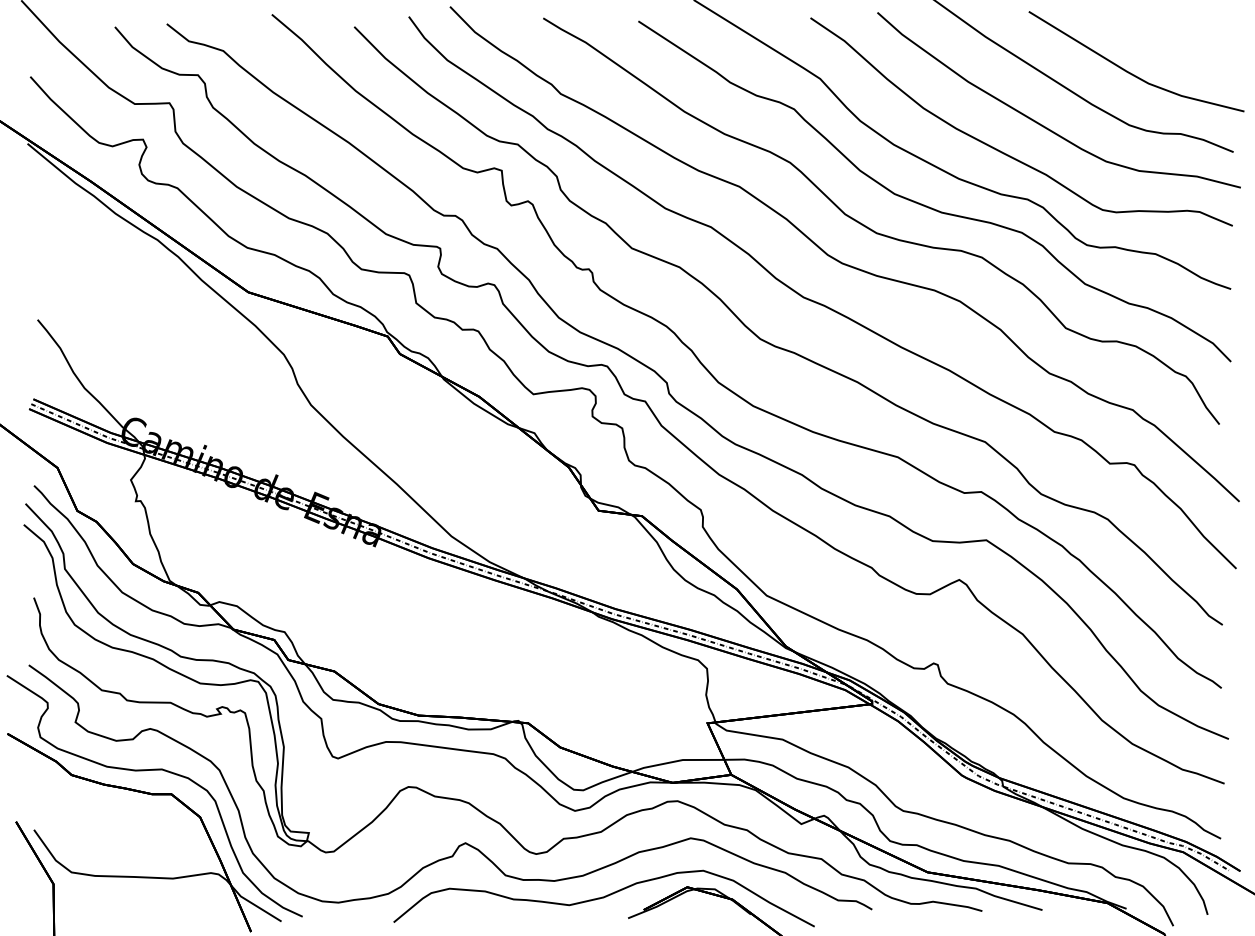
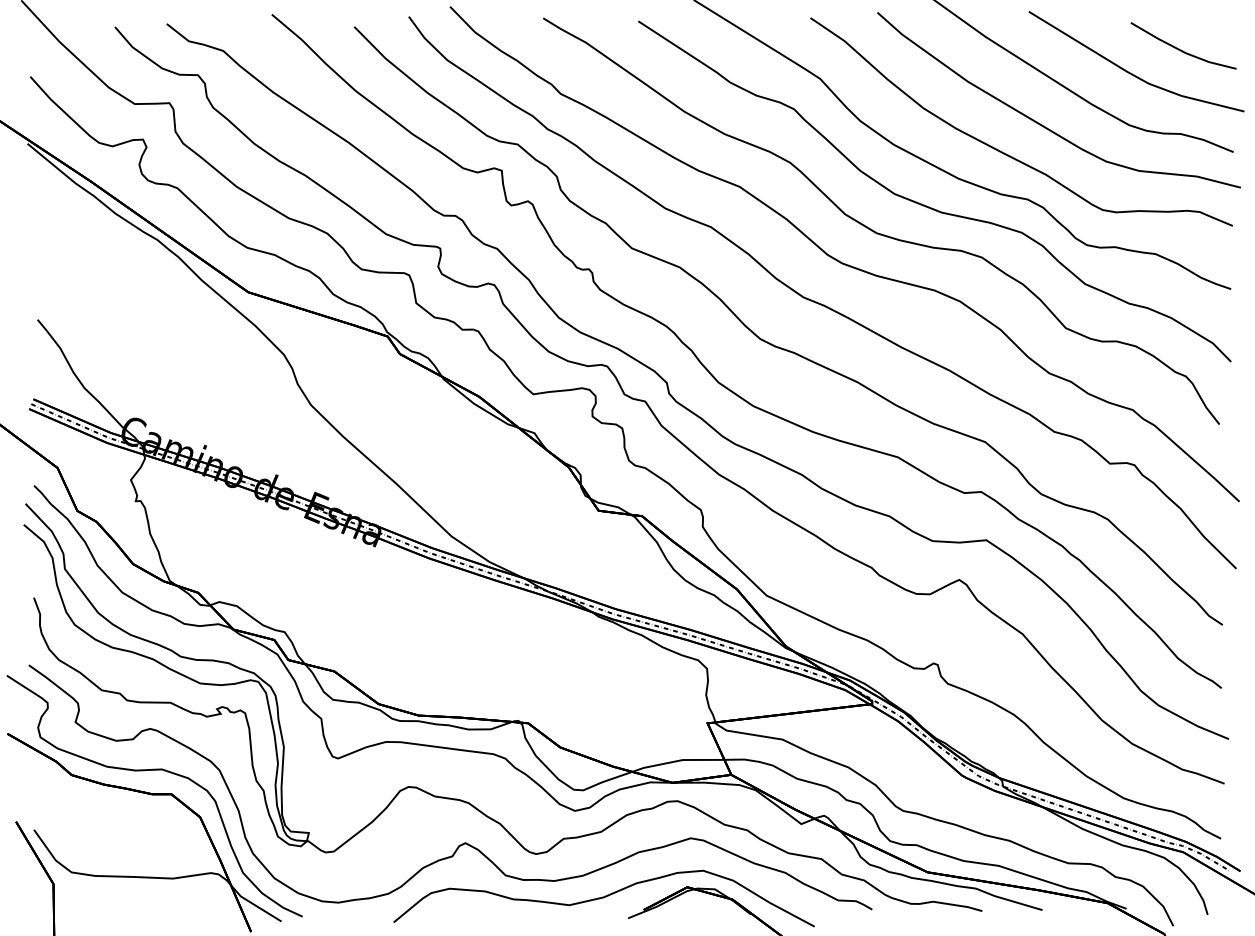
line: none -> present (1181, 49)
